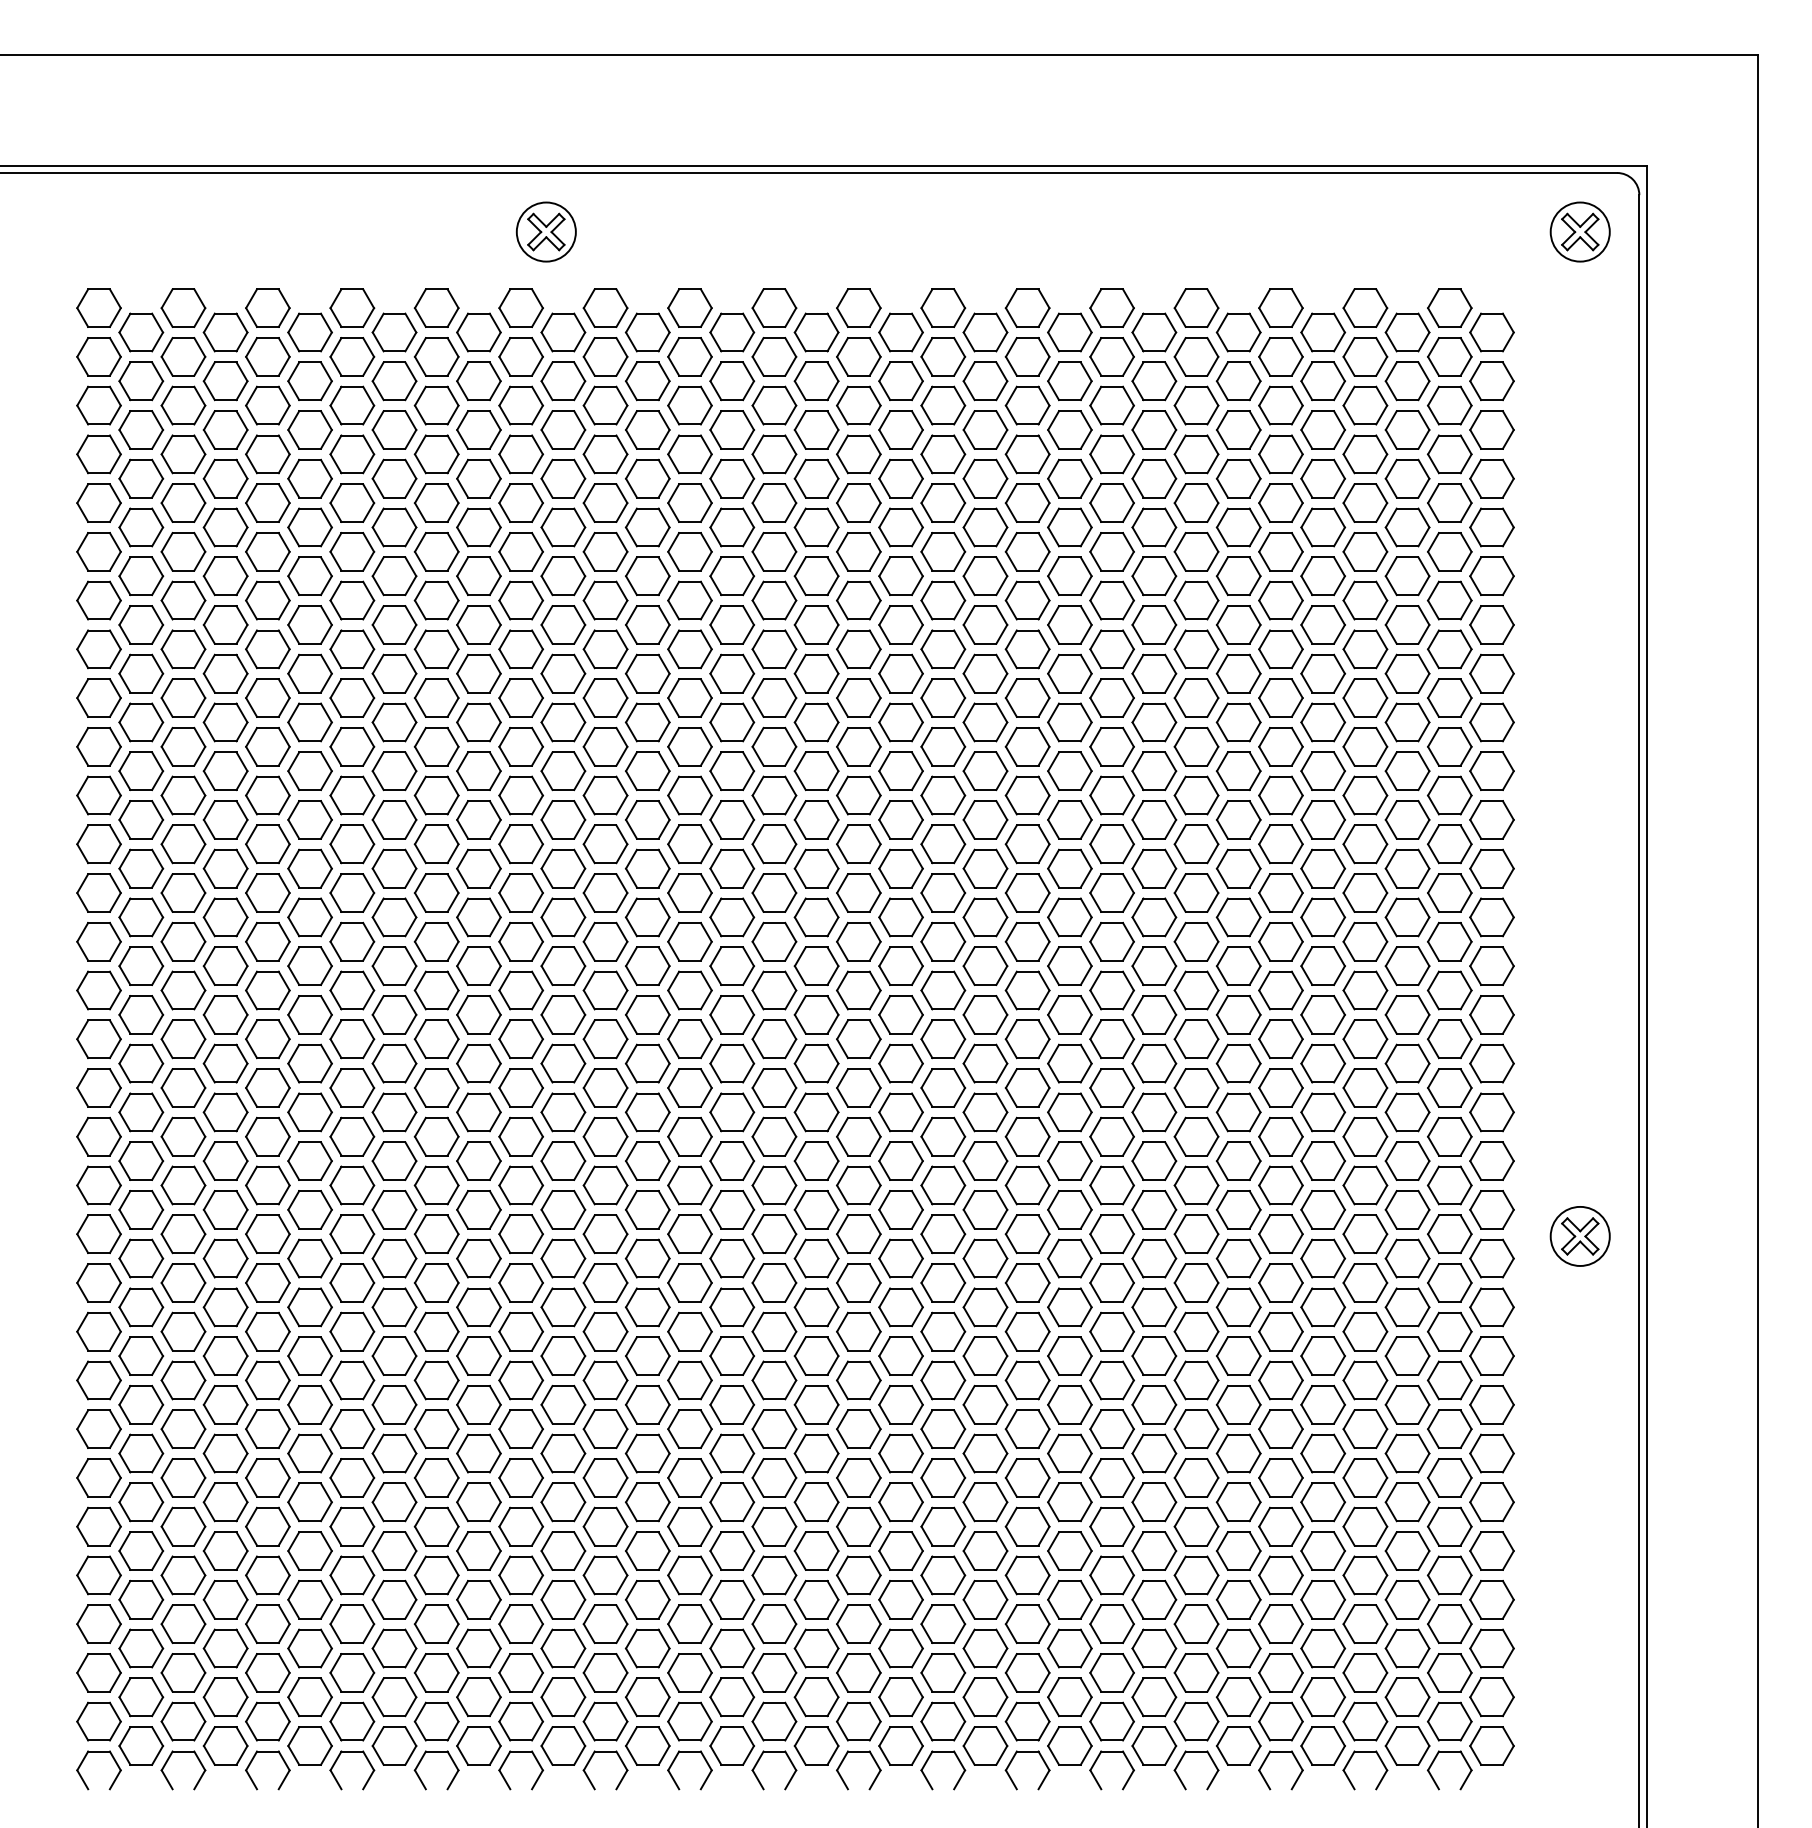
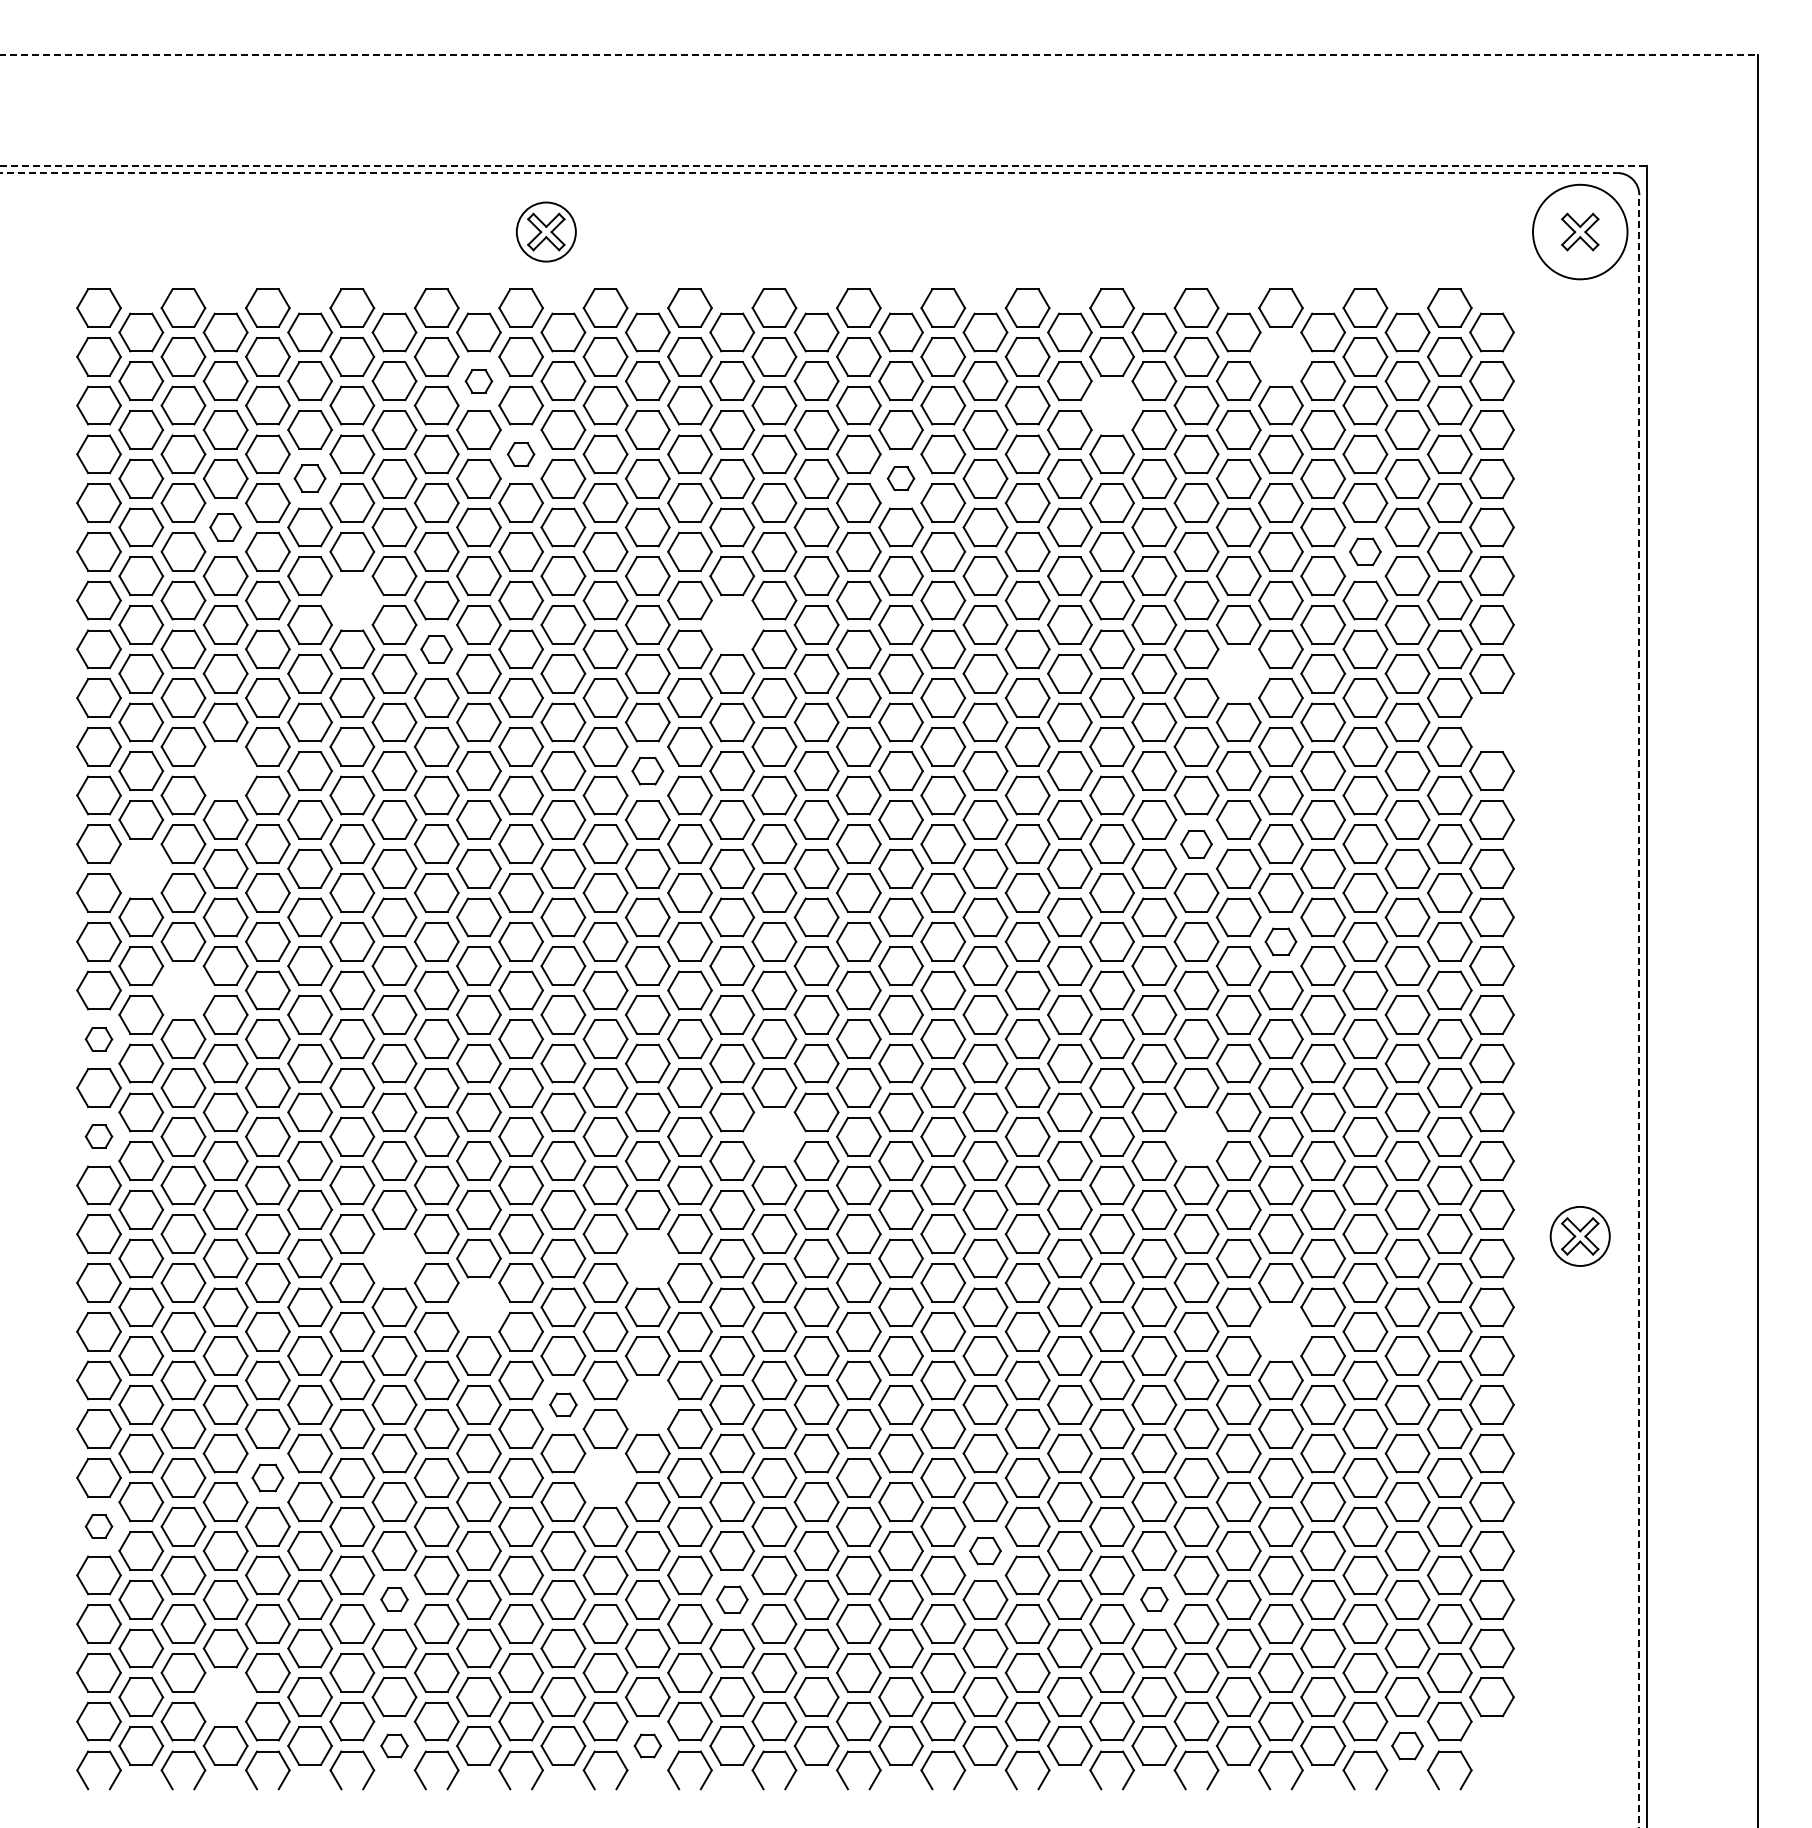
line: solid -> dashed (879, 54)
line: solid -> dashed (823, 165)
line: solid -> dashed (809, 173)
circle diameter: 59 px -> 95 px (1580, 231)
part: present -> none (1280, 356)
part size: 46x41 px -> 30x25 px (478, 381)
part: present -> none (1111, 405)
part size: 46x41 px -> 30x25 px (520, 454)
part size: 46x41 px -> 34x29 px (309, 478)
part size: 46x41 px -> 30x25 px (900, 478)
part size: 47x41 px -> 33x29 px (225, 527)
part size: 47x40 px -> 33x30 px (1365, 551)
part: present -> none (352, 600)
part: present -> none (731, 624)
part size: 47x41 px -> 33x29 px (436, 649)
part: present -> none (1238, 673)
part: present -> none (1491, 722)
part: present -> none (225, 771)
part size: 46x41 px -> 34x29 px (647, 771)
part size: 47x41 px -> 33x29 px (1196, 844)
part: present -> none (141, 868)
part size: 46x40 px -> 34x29 px (1280, 941)
part: present -> none (183, 990)
line: solid -> dashed (1639, 1011)
part size: 46x41 px -> 30x25 px (98, 1039)
part size: 46x41 px -> 30x25 px (98, 1136)
part: present -> none (774, 1136)
part: present -> none (1196, 1136)
part: present -> none (394, 1258)
part: present -> none (647, 1258)
part: present -> none (478, 1307)
part: present -> none (1280, 1331)
part size: 47x40 px -> 29x26 px (563, 1404)
part: present -> none (647, 1404)
part size: 46x40 px -> 34x30 px (267, 1477)
part: present -> none (605, 1477)
part size: 46x41 px -> 30x25 px (98, 1526)
part size: 47x40 px -> 33x30 px (985, 1550)
part size: 47x41 px -> 29x25 px (394, 1599)
part size: 47x41 px -> 33x29 px (732, 1599)
part size: 47x41 px -> 29x25 px (1154, 1599)
part: present -> none (225, 1697)
part size: 47x40 px -> 29x26 px (394, 1745)
part size: 46x40 px -> 29x26 px (647, 1745)
part size: 47x40 px -> 33x30 px (1407, 1745)
part: present -> none (1491, 1745)
